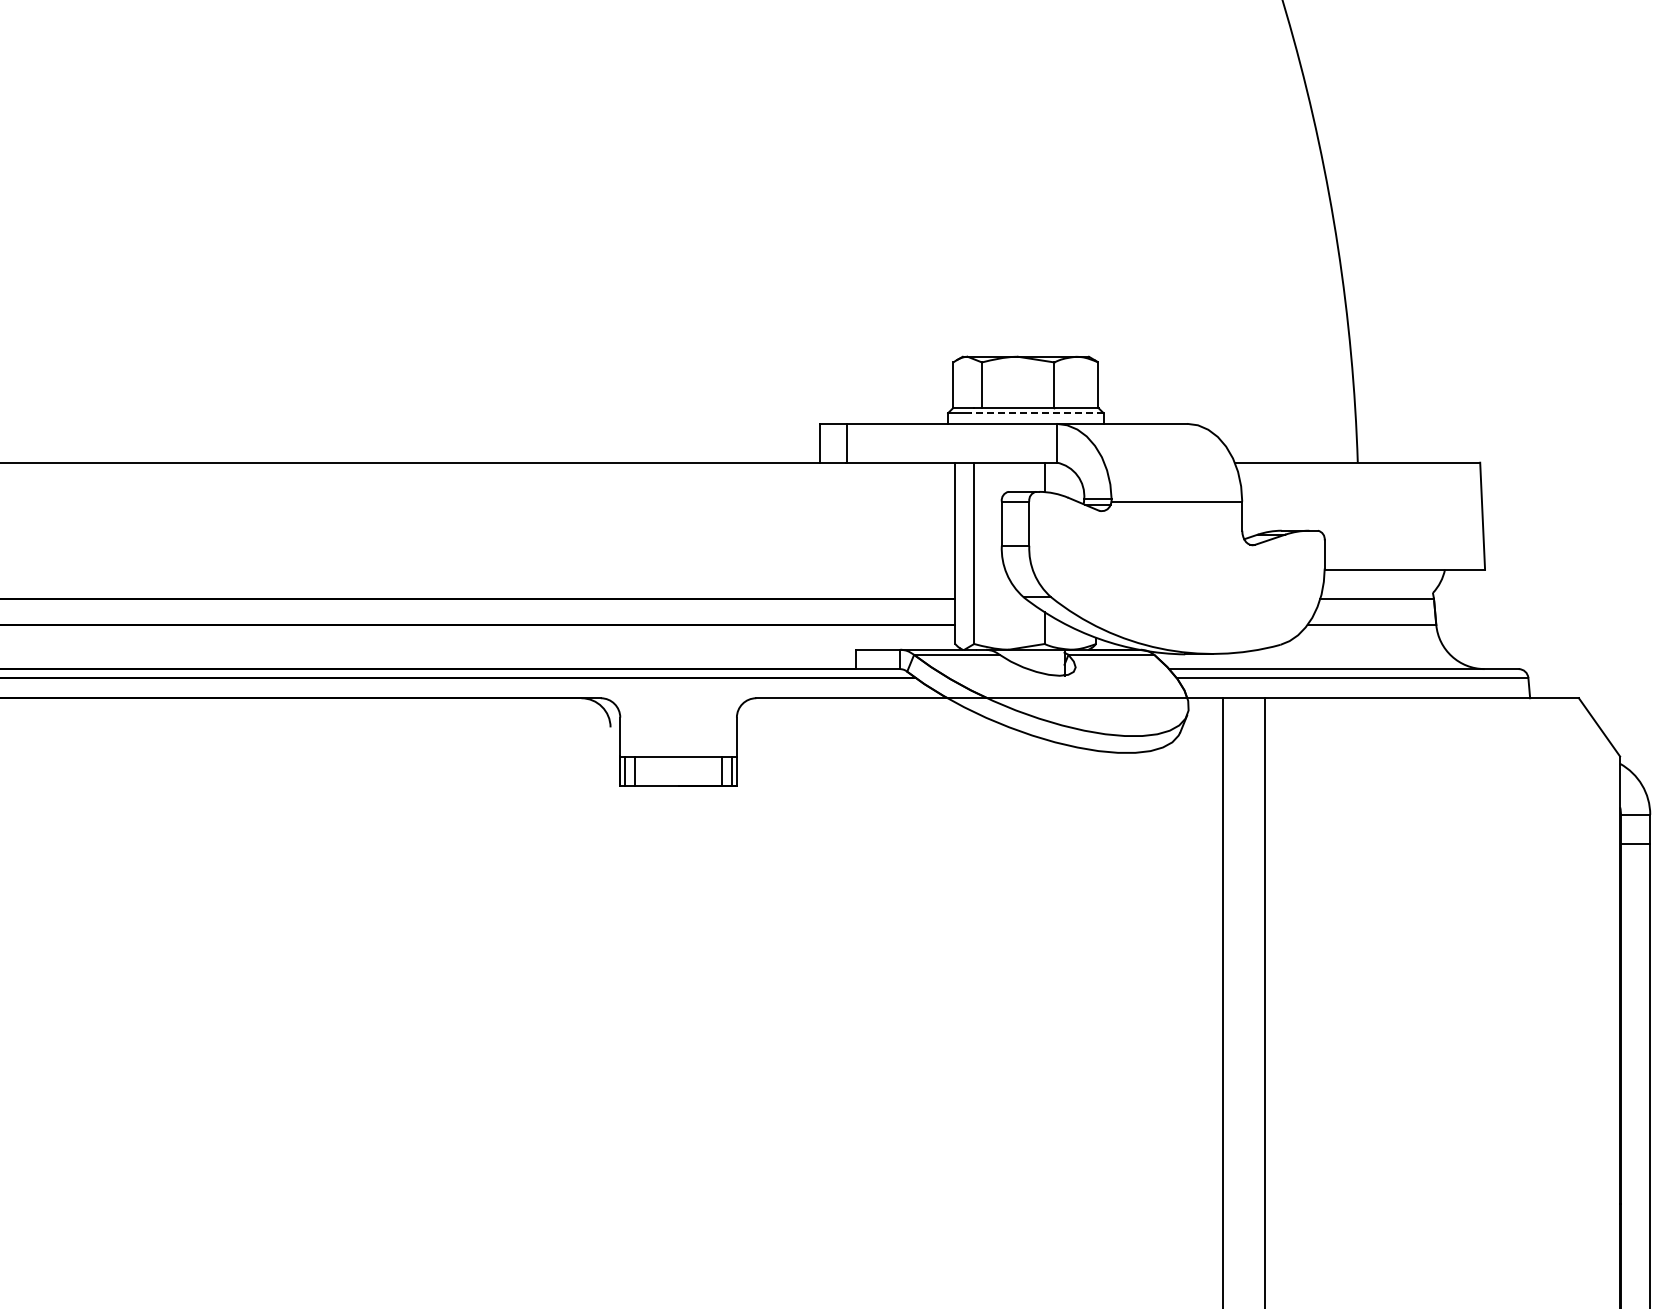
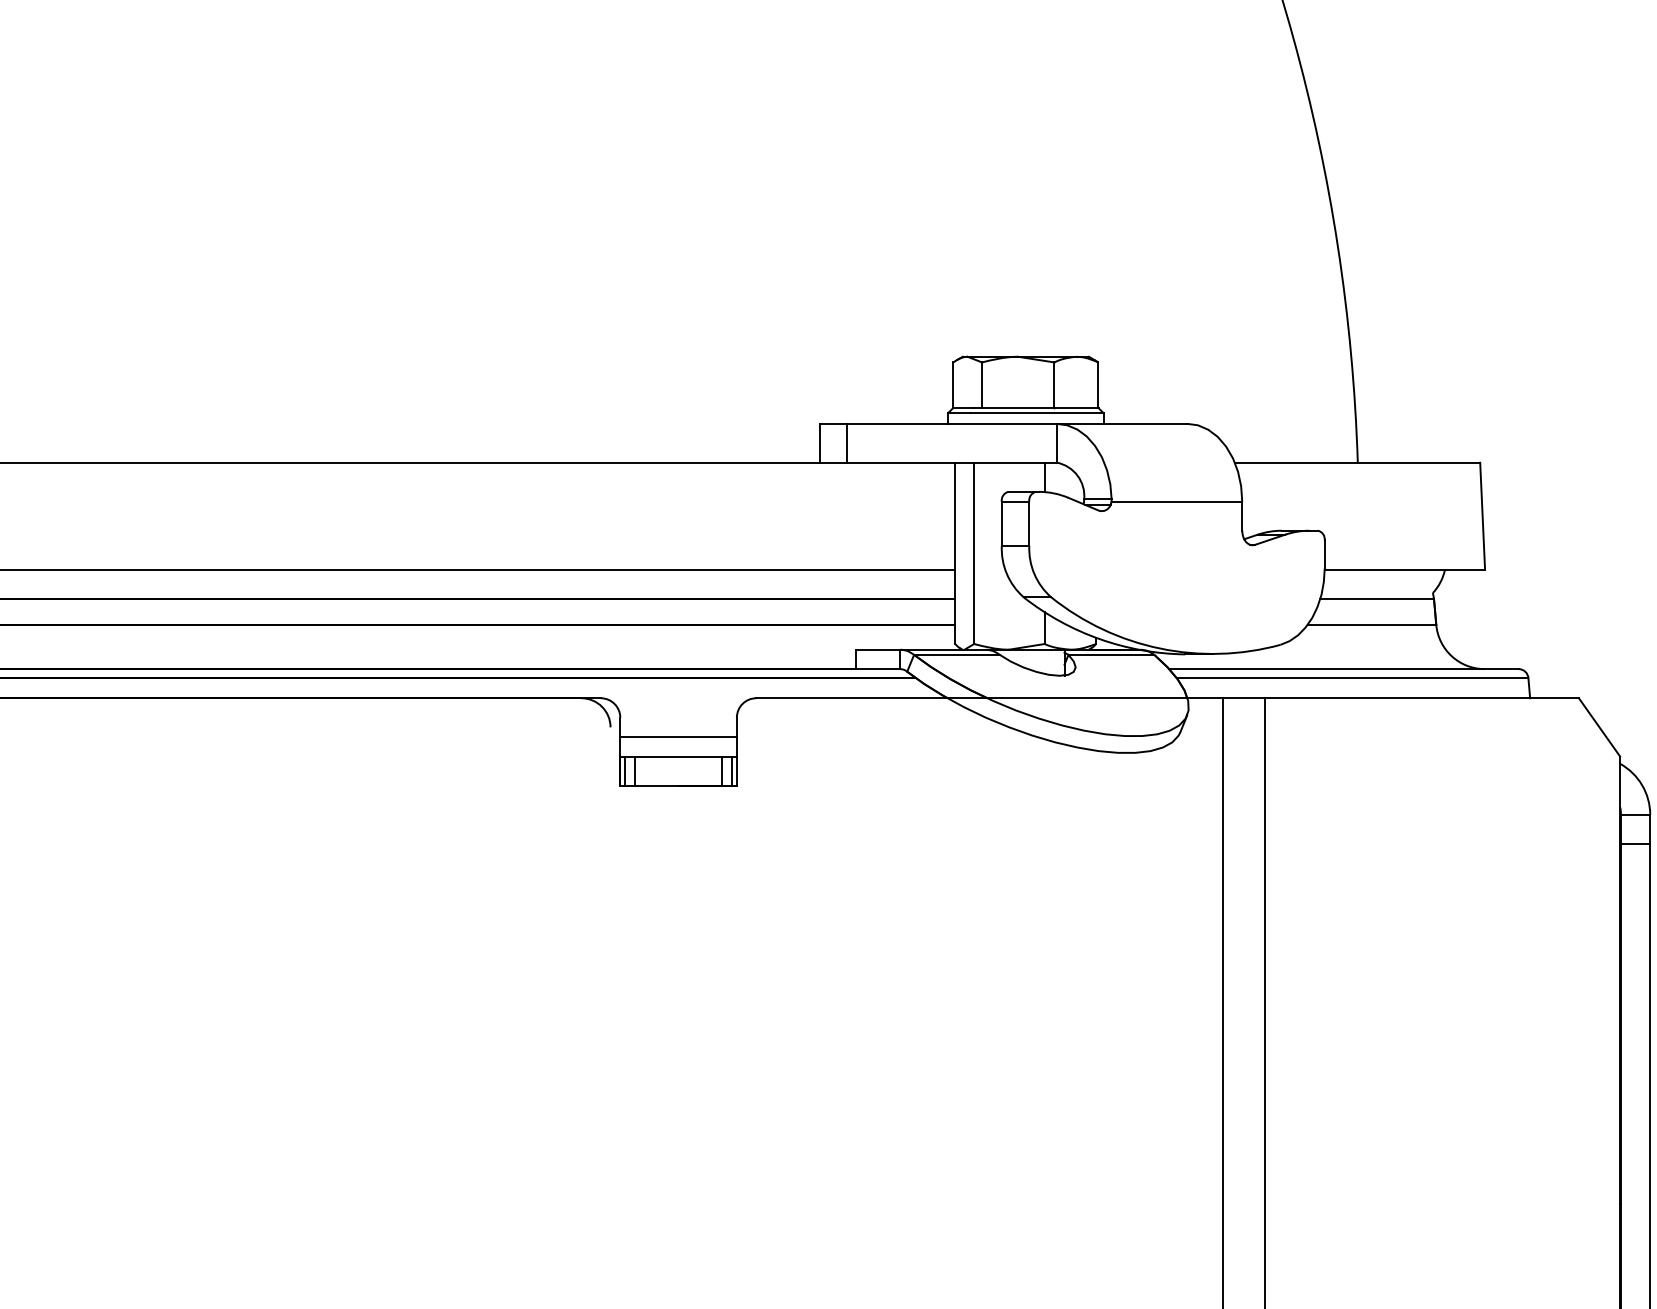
line: dashed -> solid (1036, 413)
line: none -> present (478, 569)
line: none -> present (678, 737)
